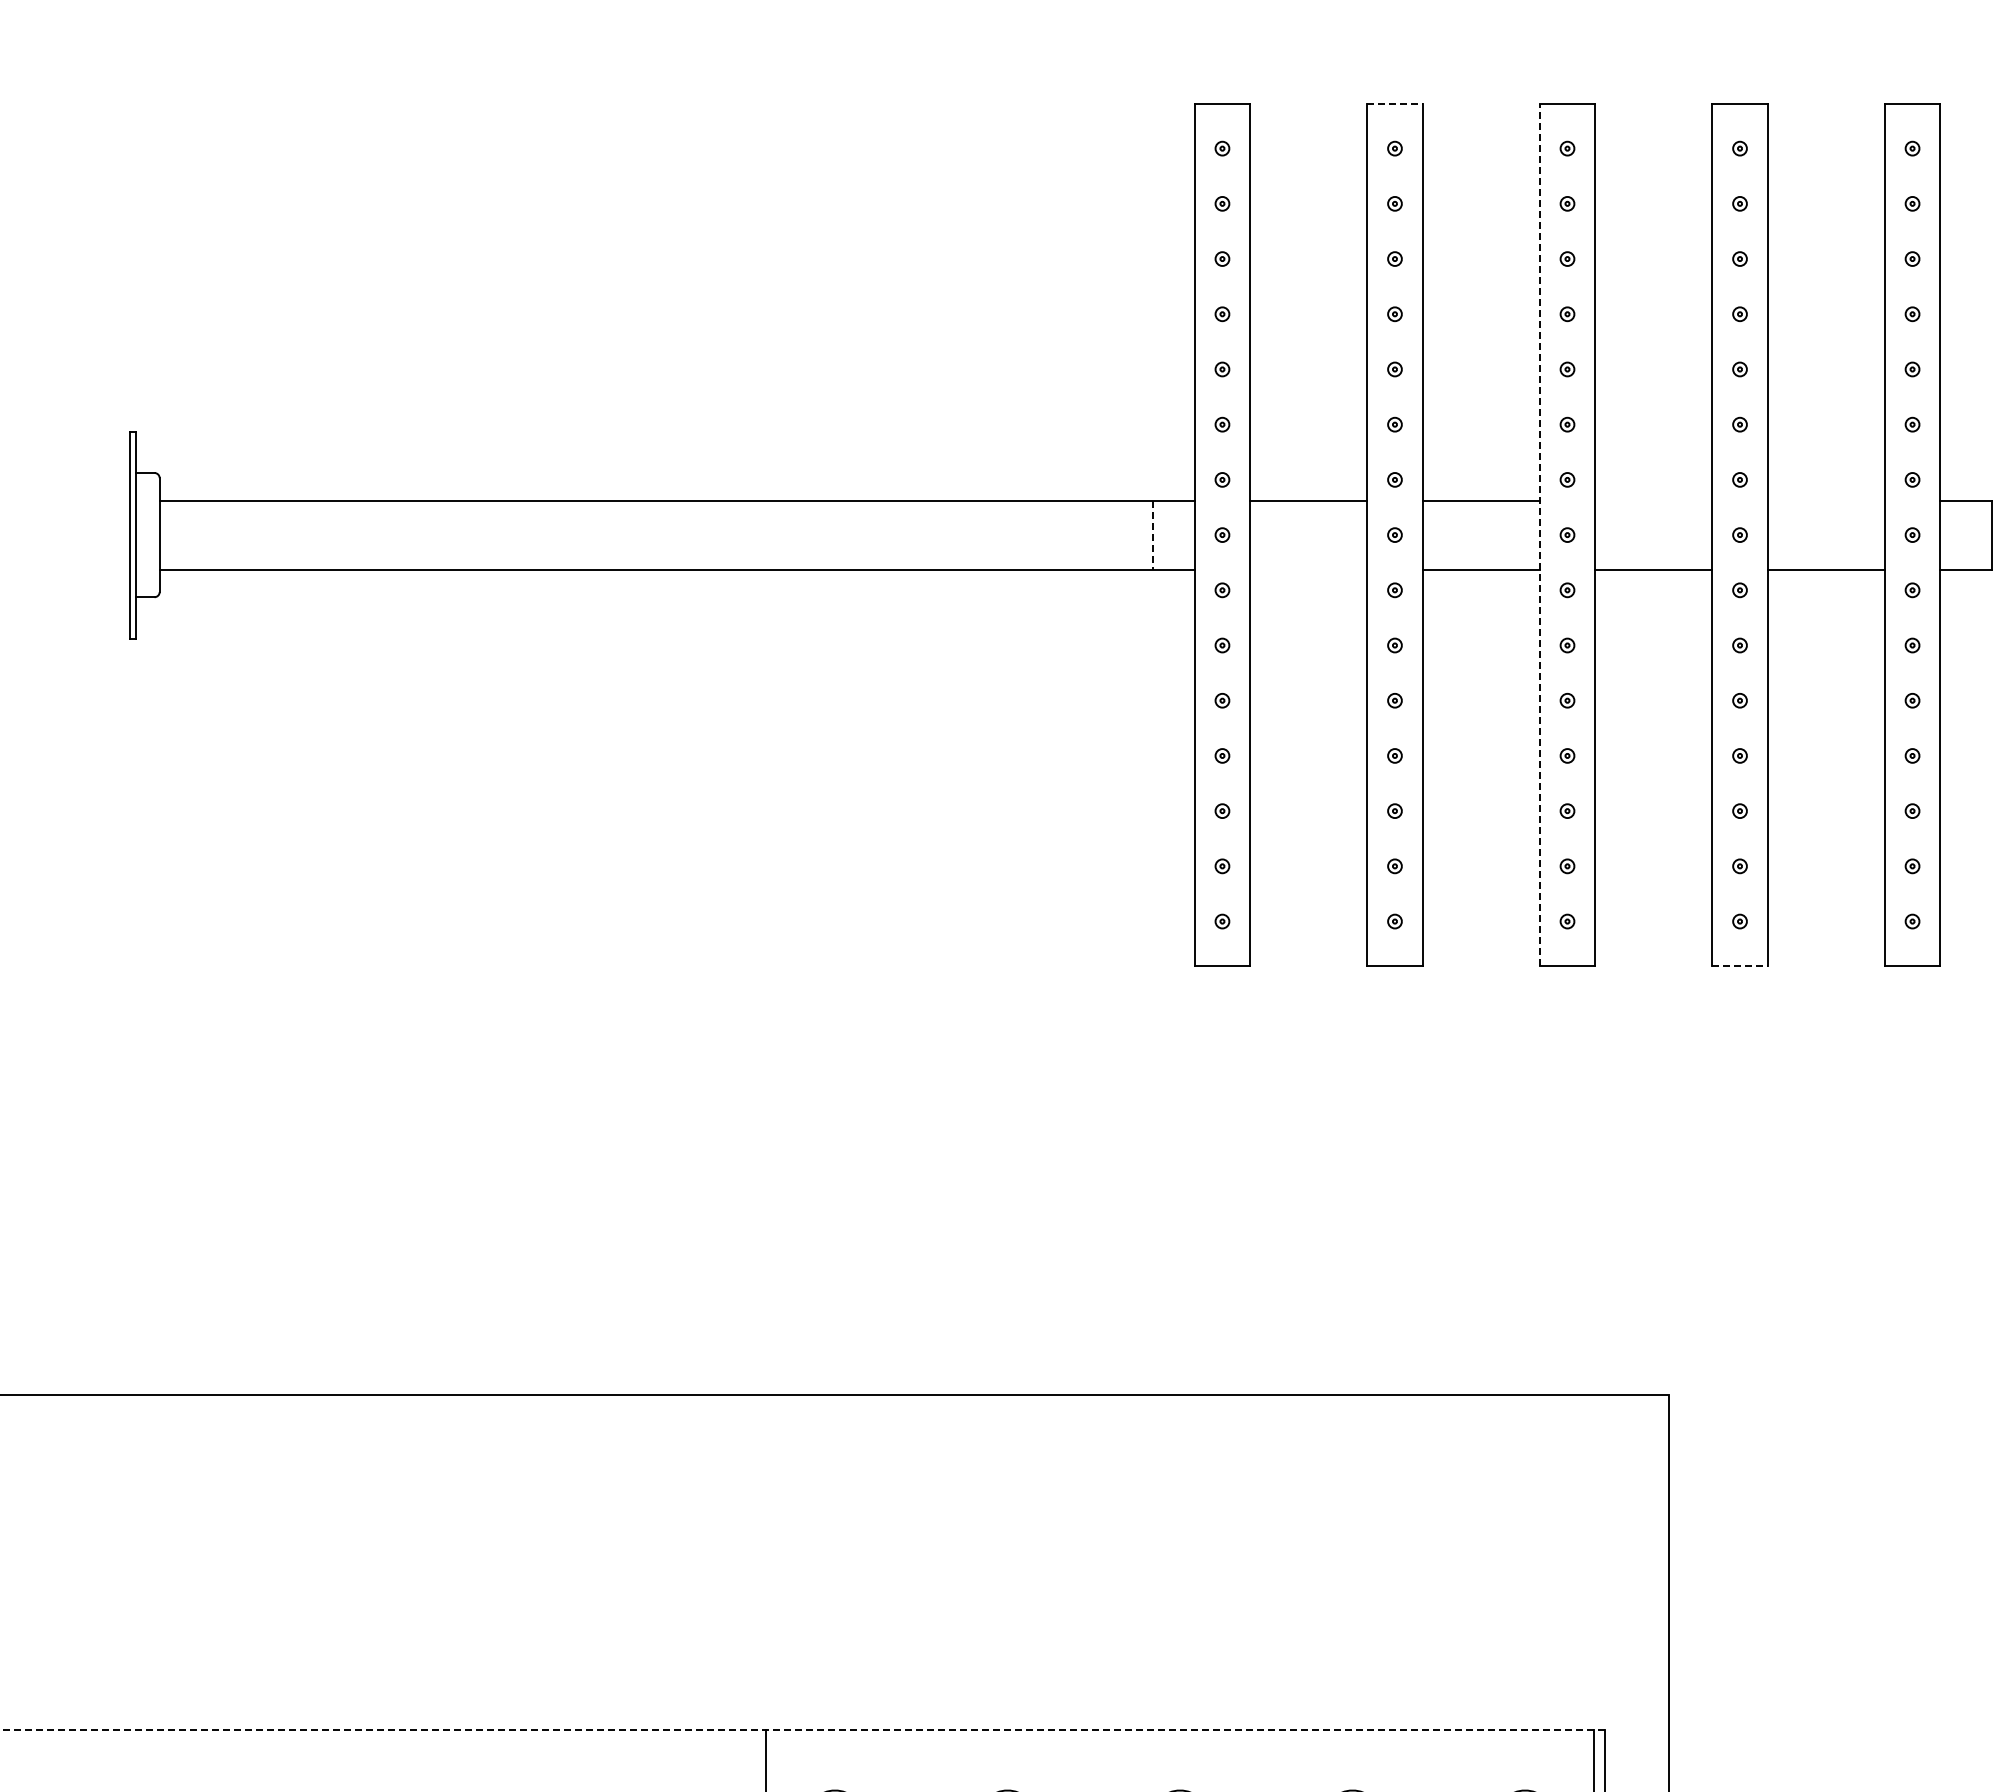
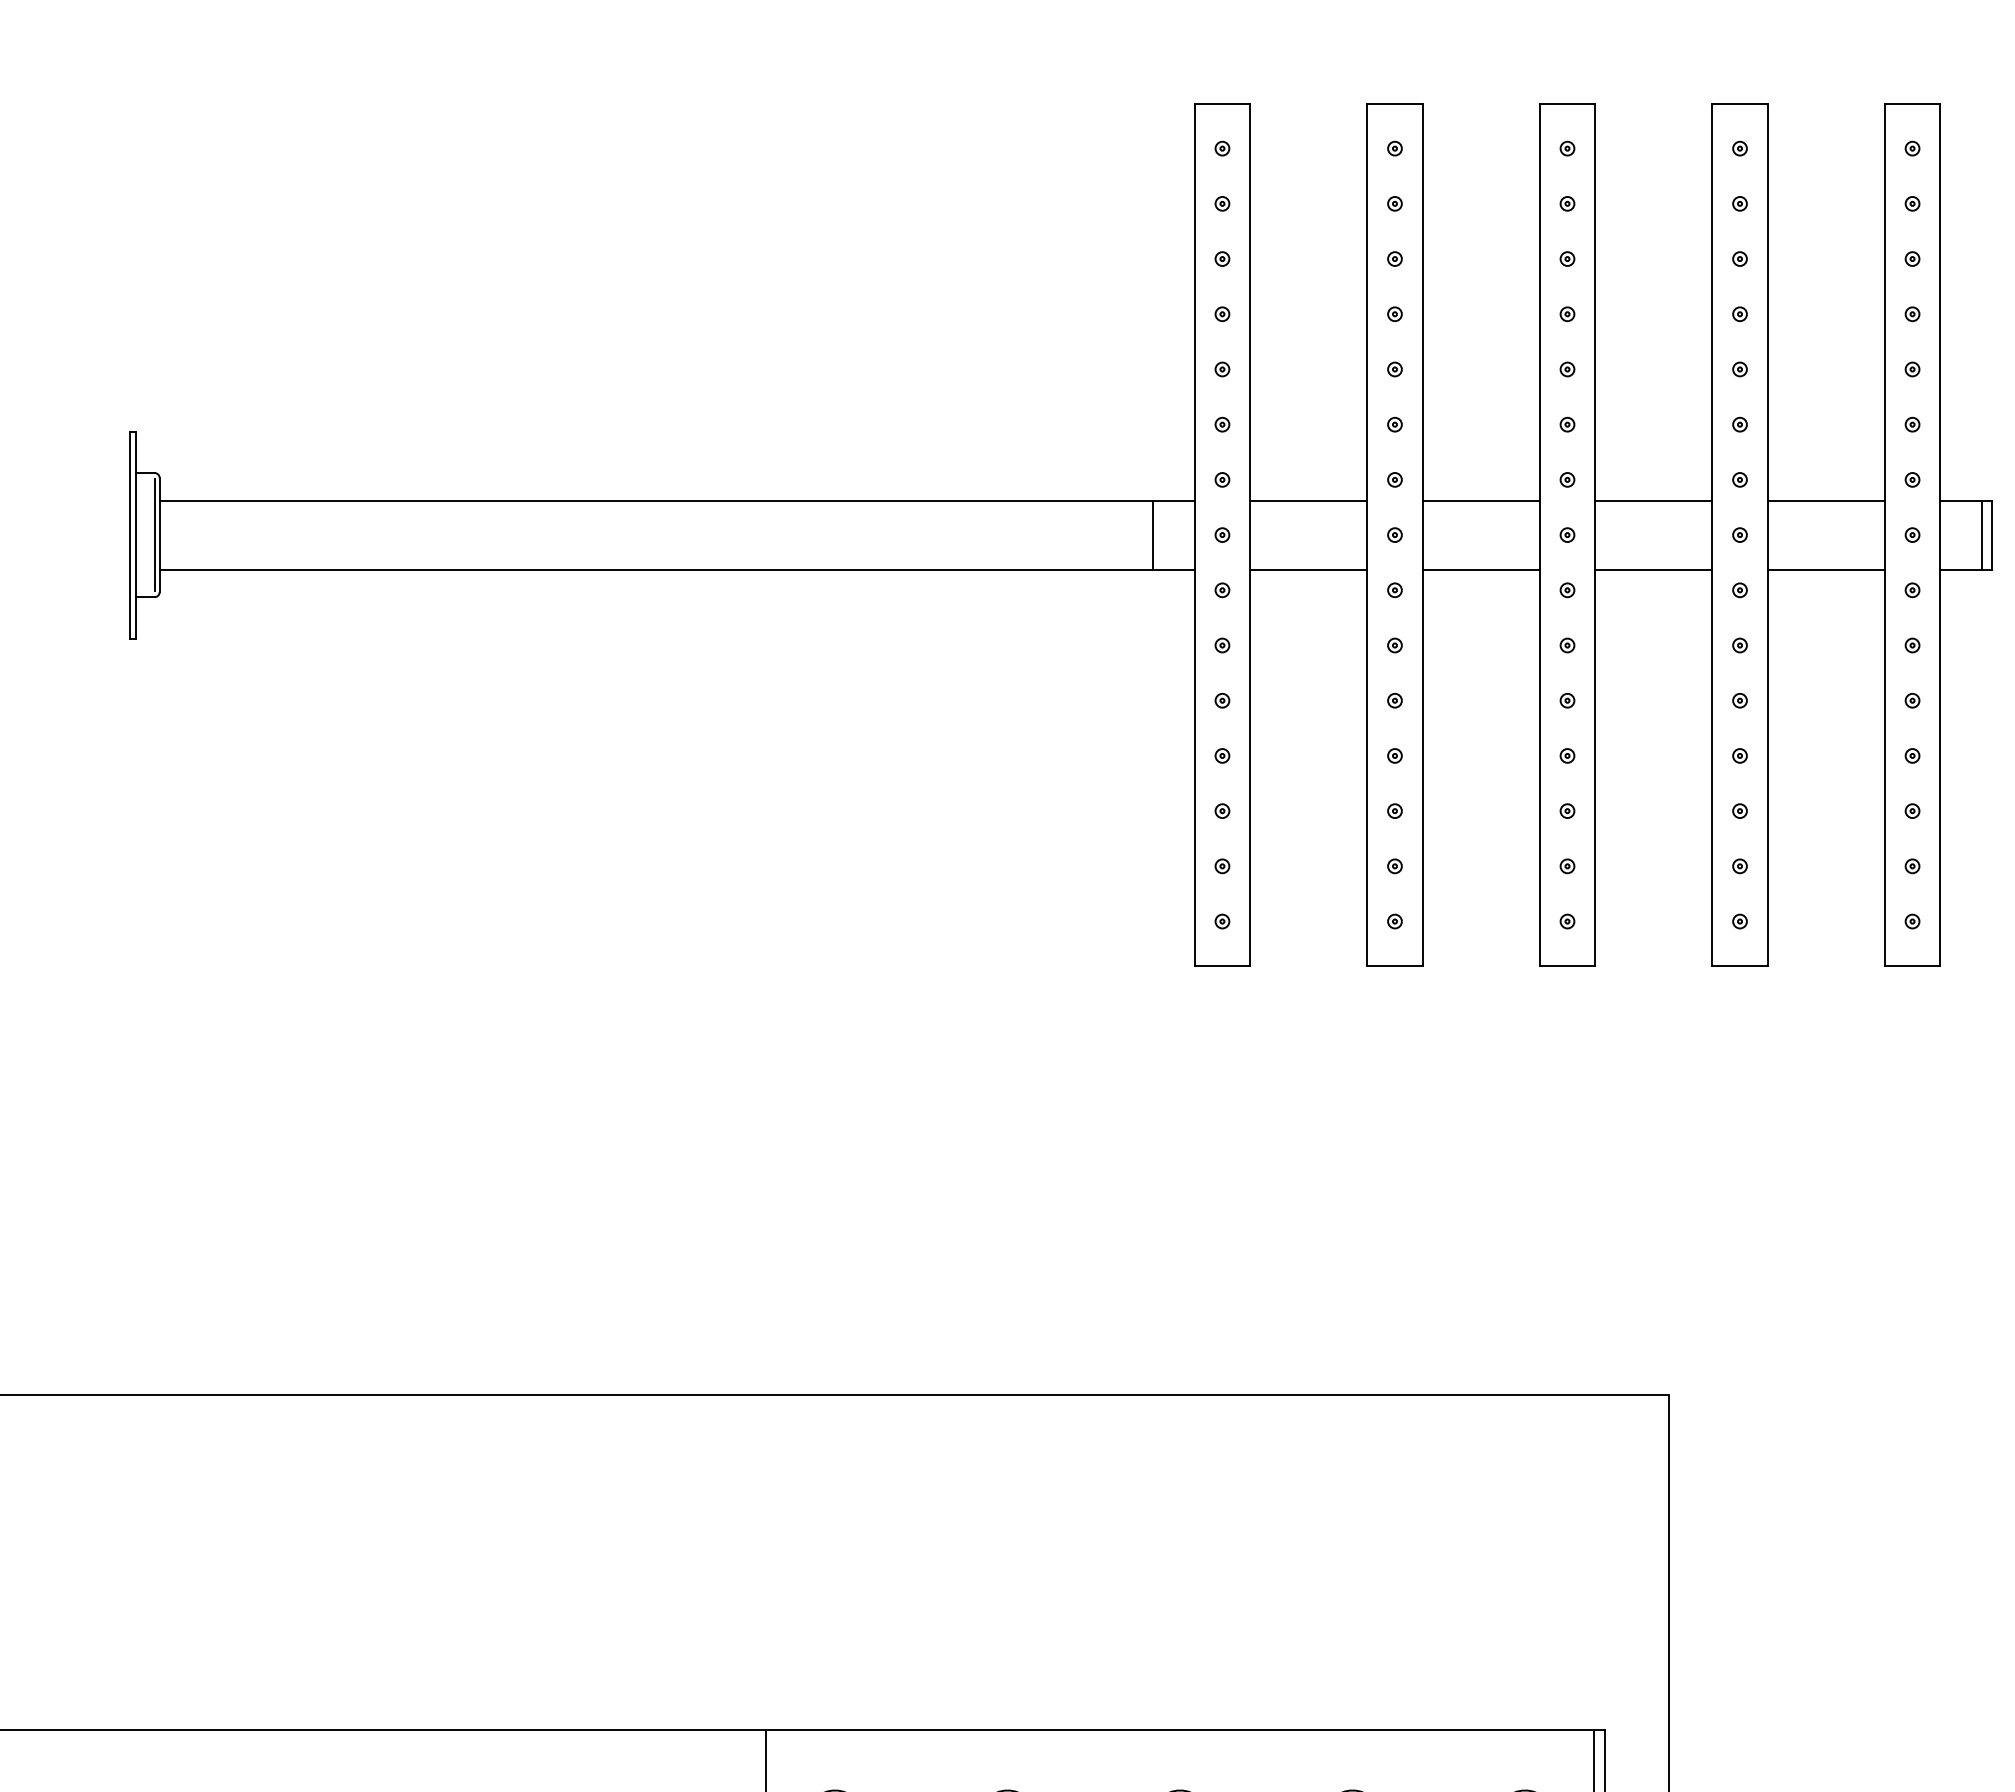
line: dashed -> solid (1394, 103)
line: none -> present (1653, 500)
line: none -> present (1825, 500)
line: dashed -> solid (1539, 534)
line: none -> present (1981, 534)
line: none -> present (154, 535)
line: dashed -> solid (1153, 535)
line: none -> present (1308, 569)
line: dashed -> solid (1740, 966)
line: dashed -> solid (802, 1729)
